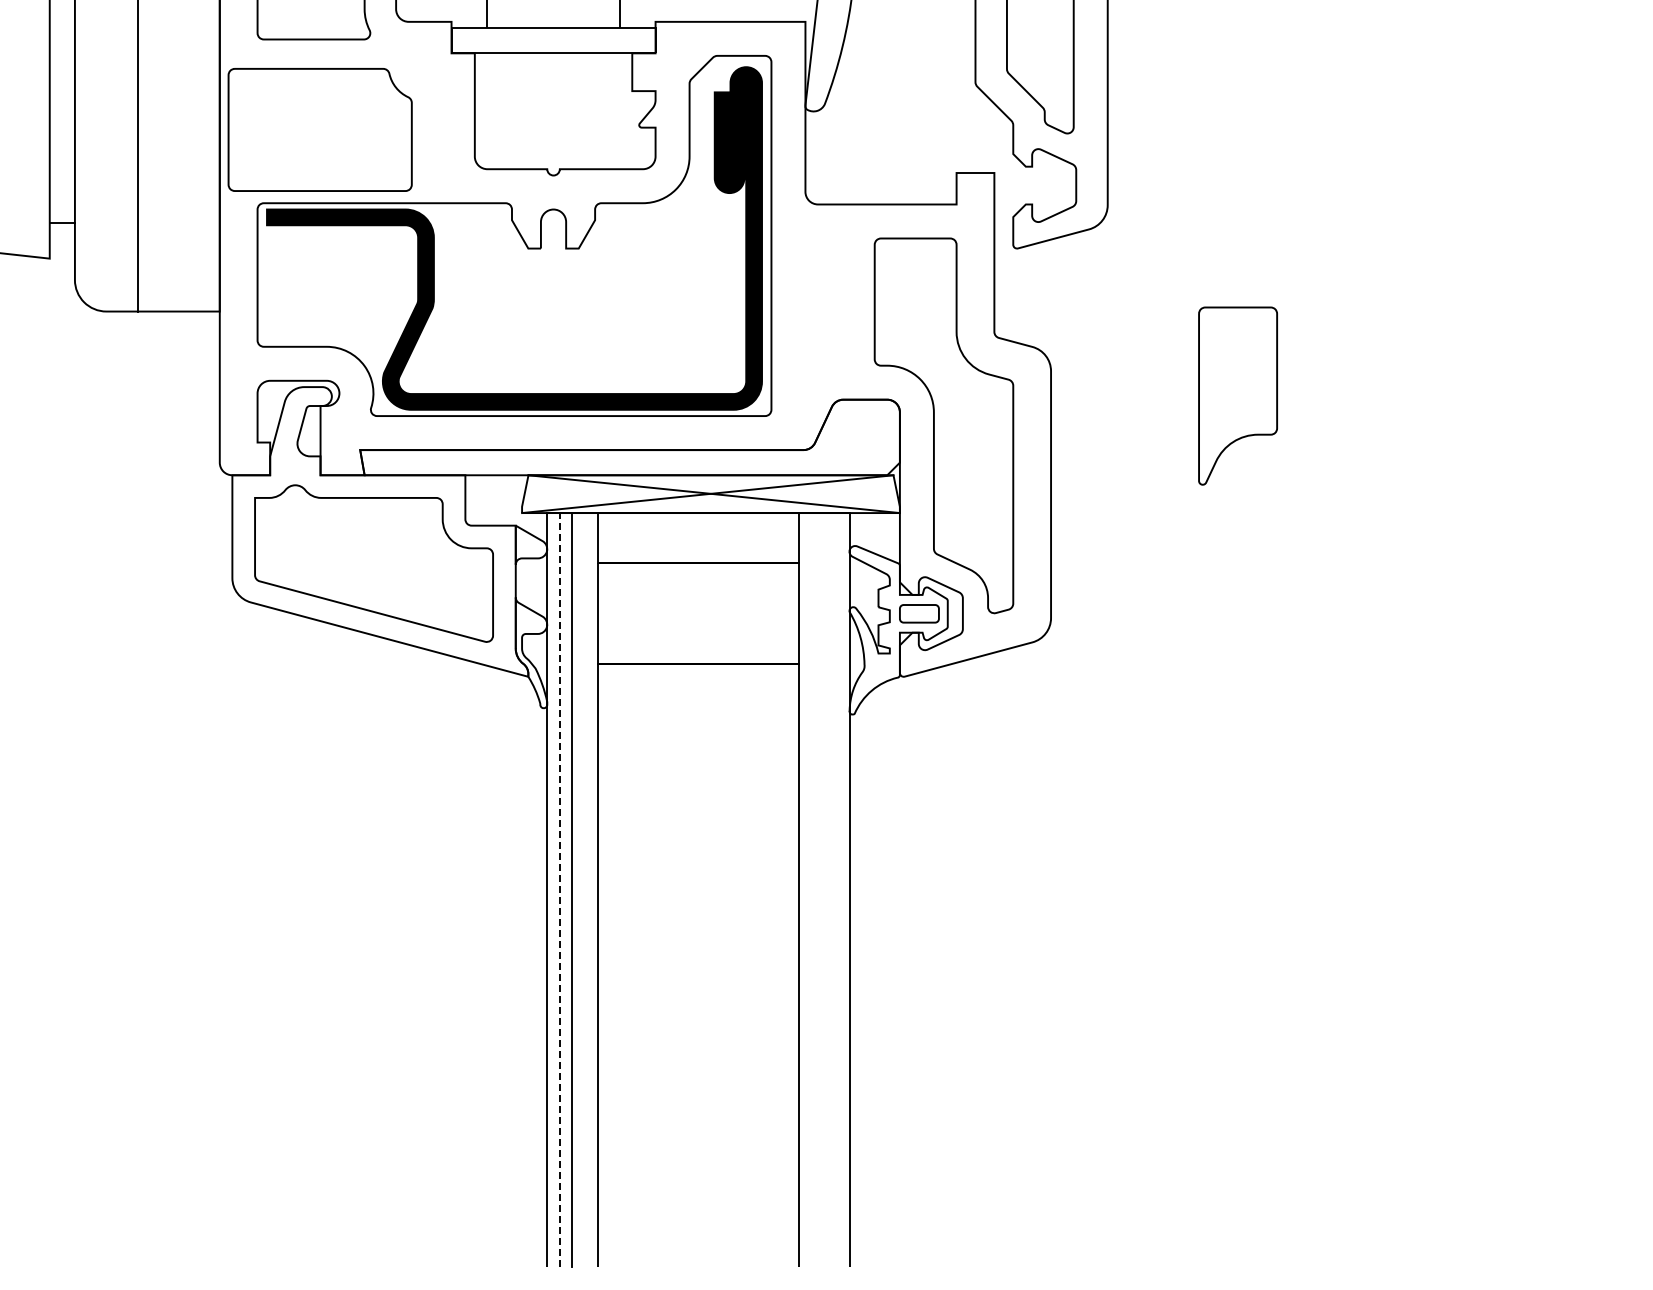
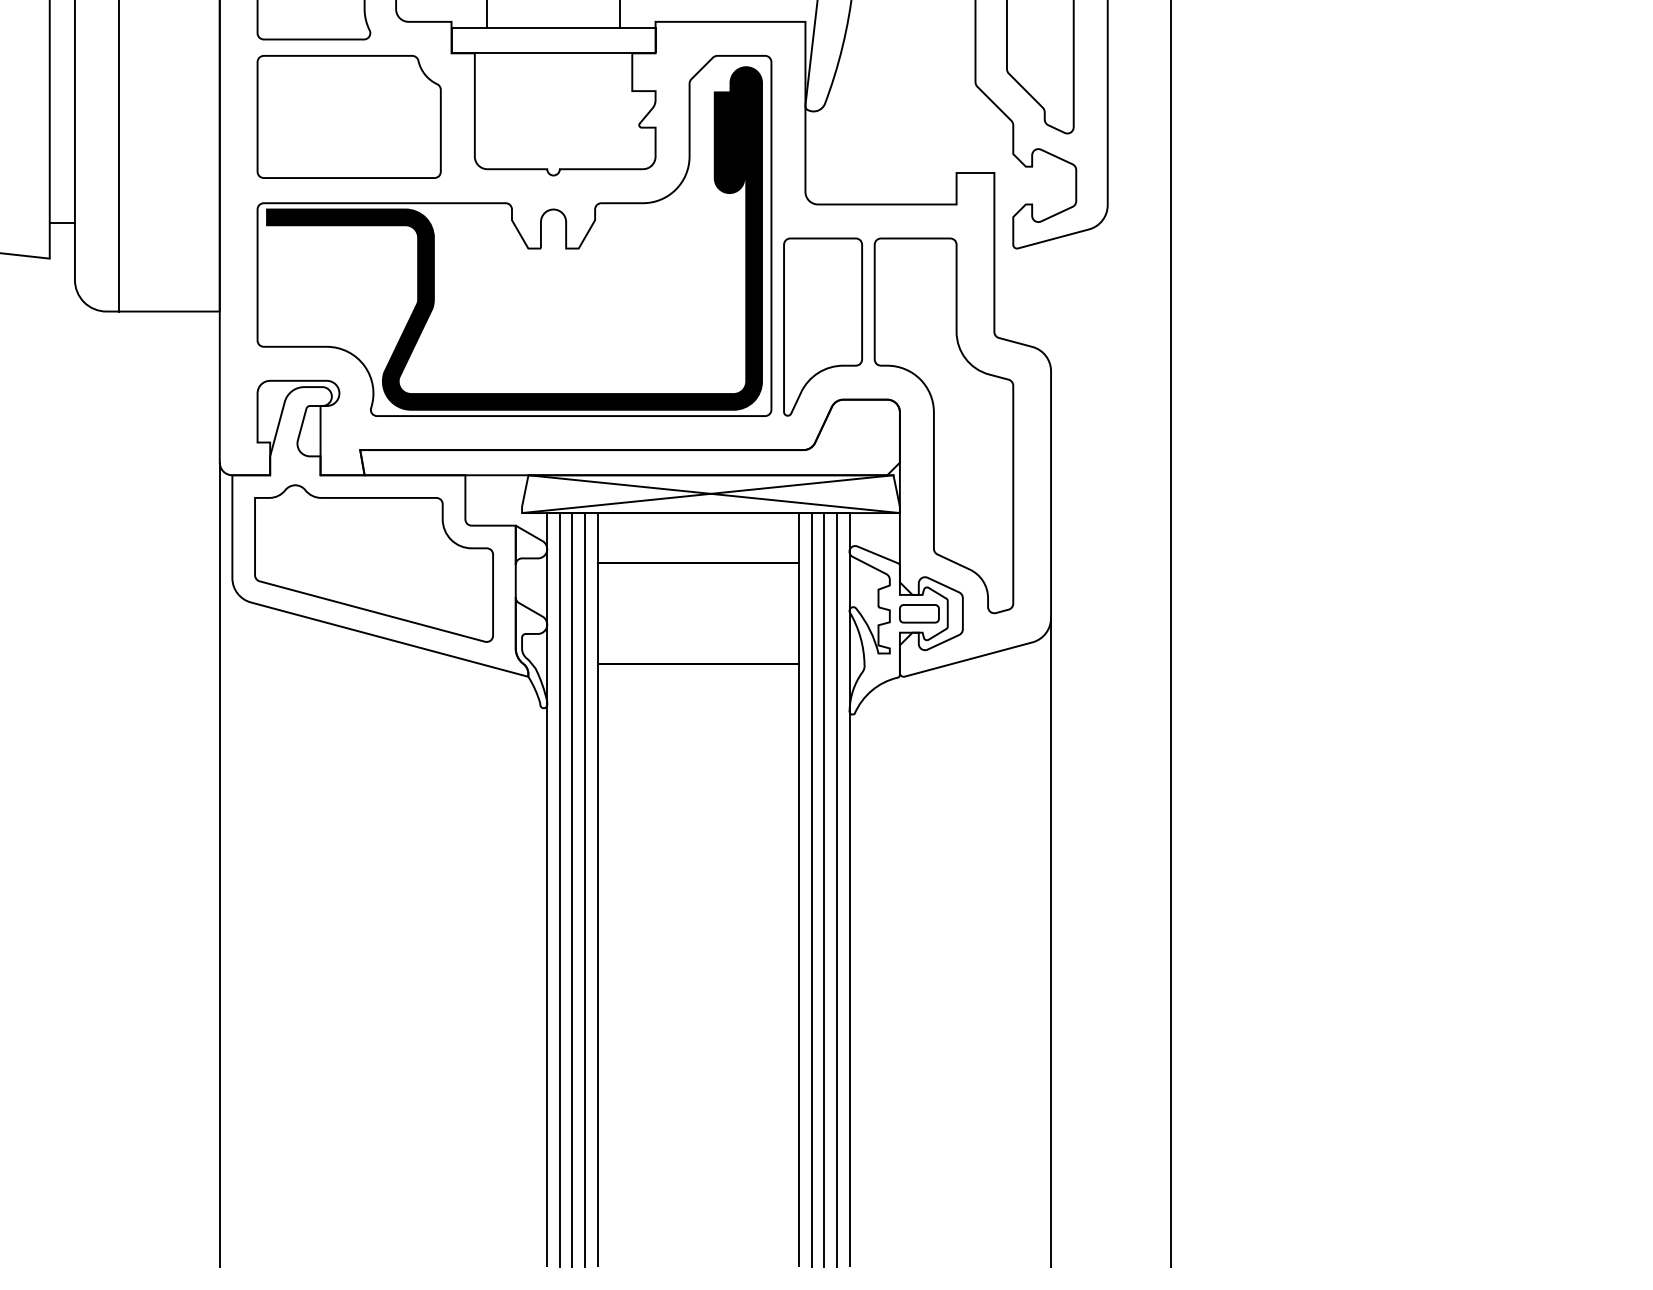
part position: (319, 129) -> (348, 116) (348, 116)
line position: (138, 156) -> (119, 156) (119, 156)
part position: (1237, 395) -> (822, 326) (822, 326)
line: none -> present (1170, 634)
line: none -> present (219, 864)
line: dashed -> solid (559, 889)
line: none -> present (585, 890)
line: none -> present (811, 890)
line: none -> present (824, 890)
line: none -> present (836, 890)
line: none -> present (1051, 942)
